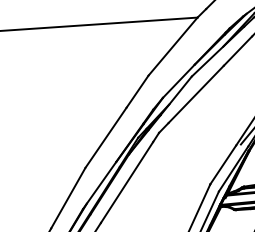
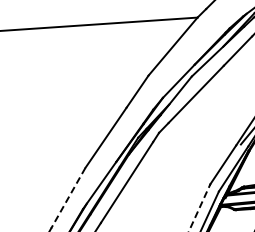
line: solid -> dashed (68, 198)
line: solid -> dashed (199, 208)
